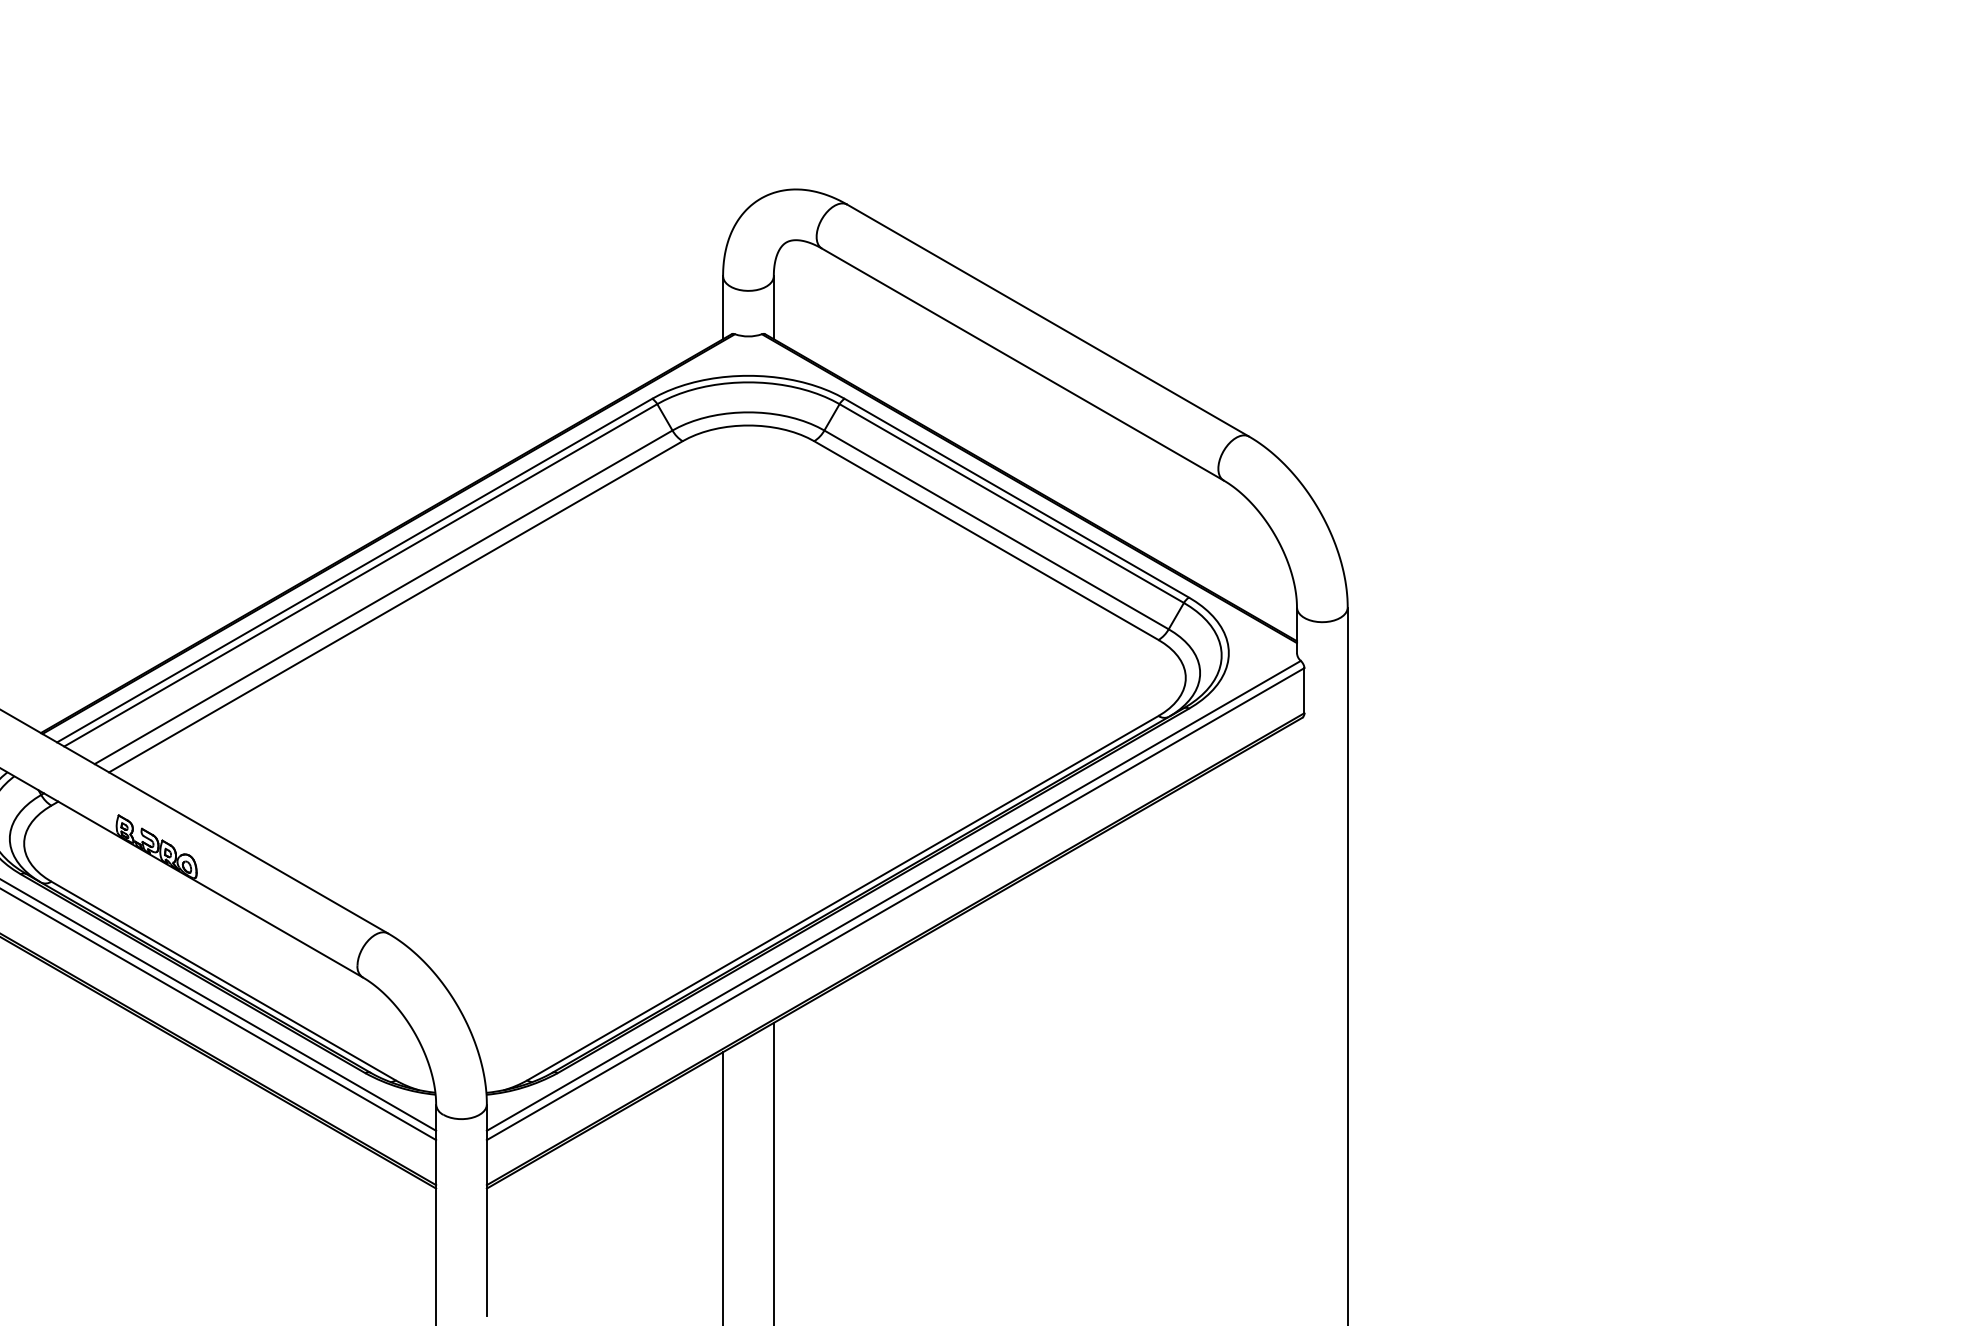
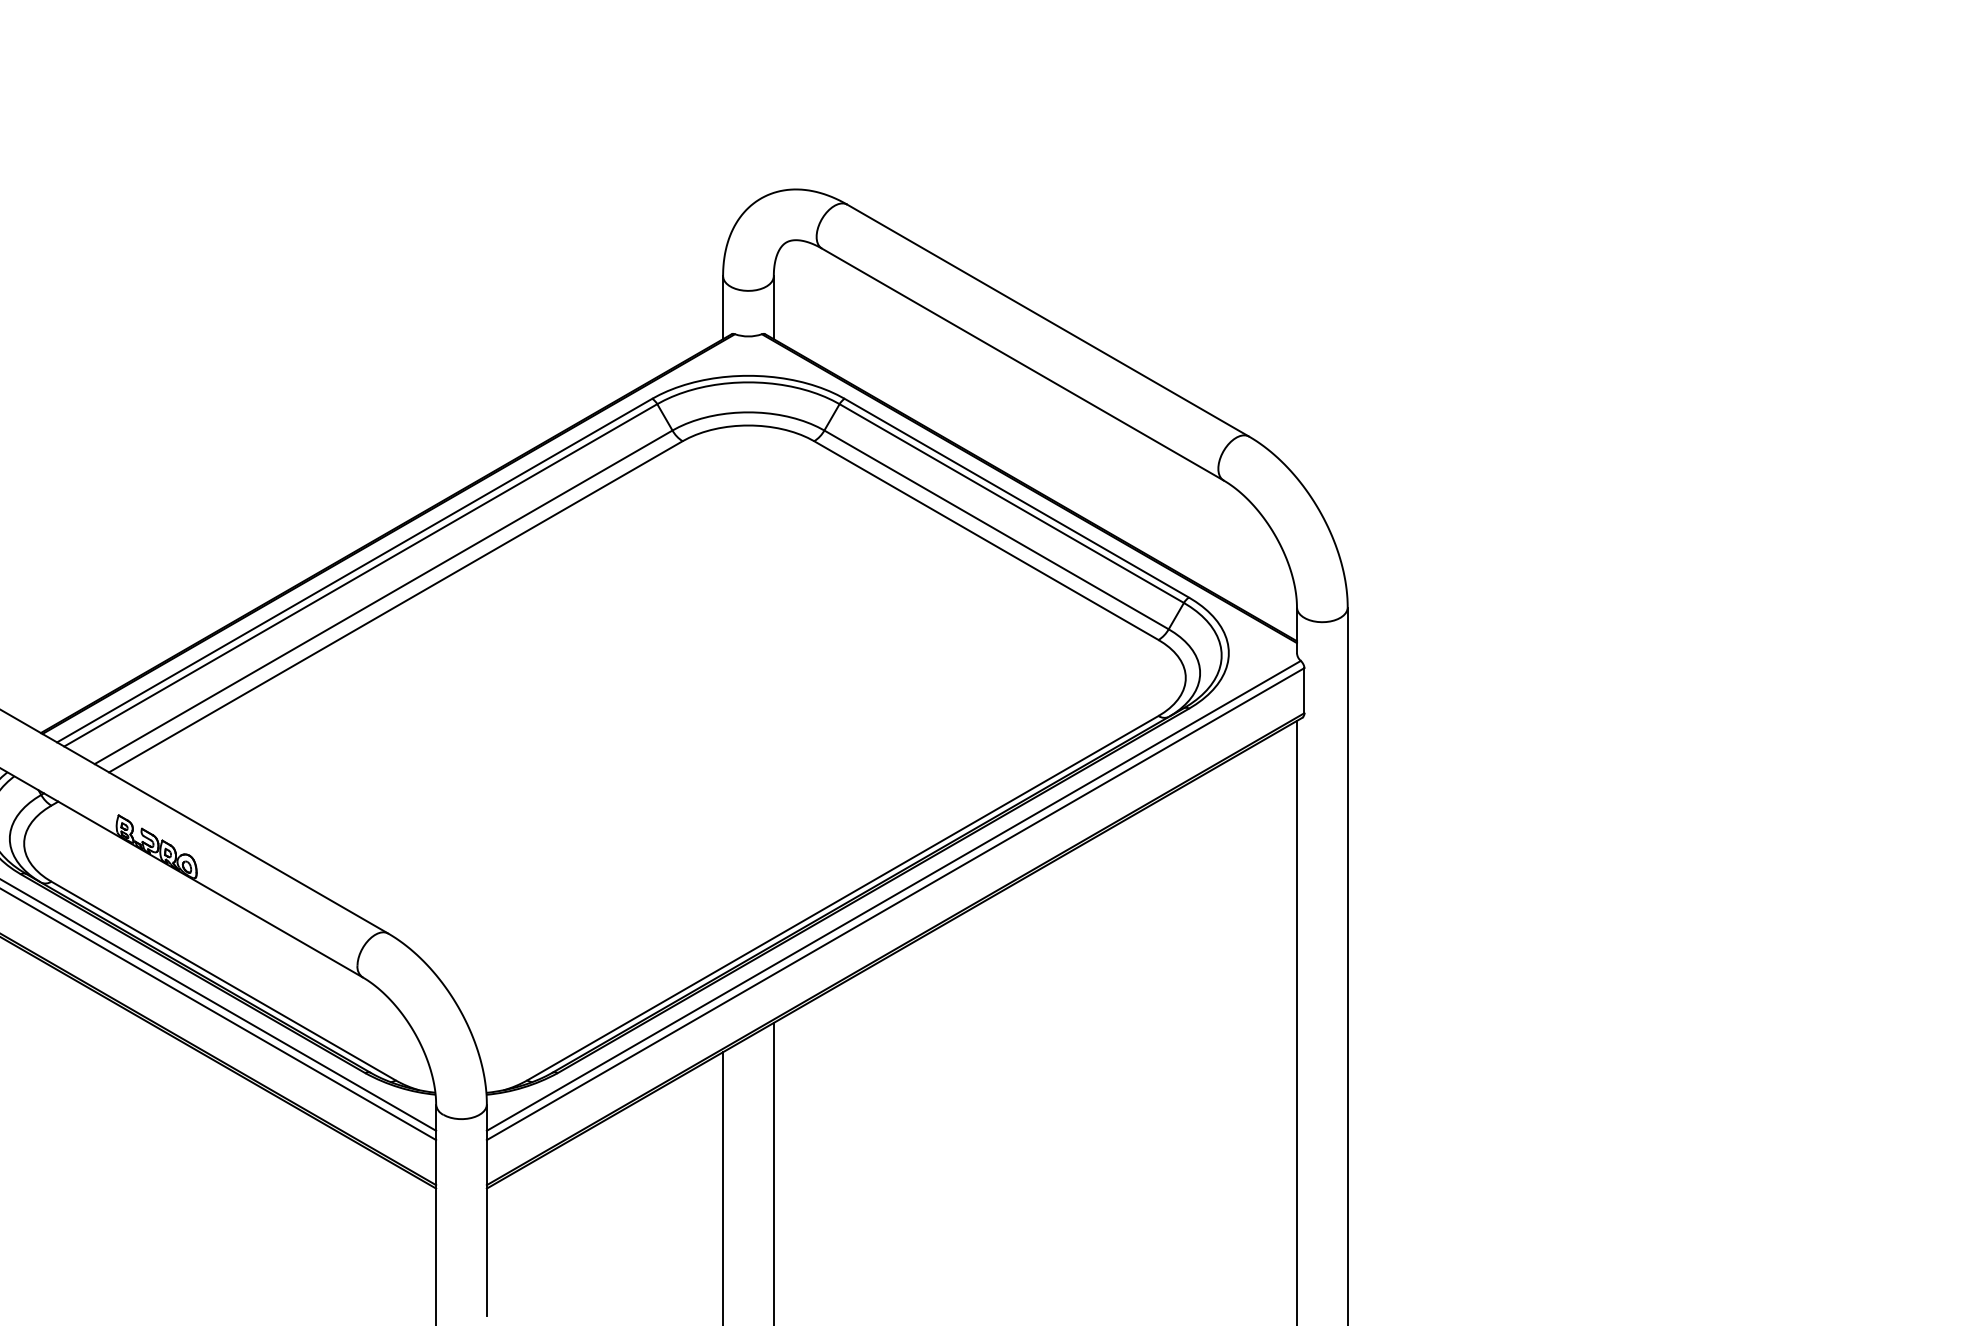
line: none -> present (1296, 1021)
